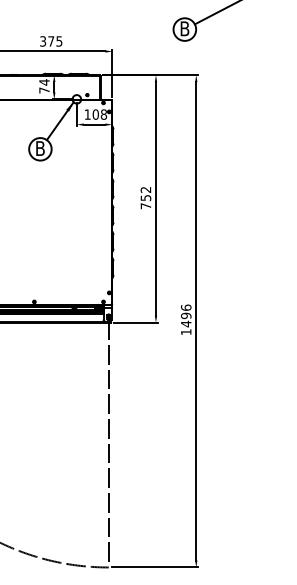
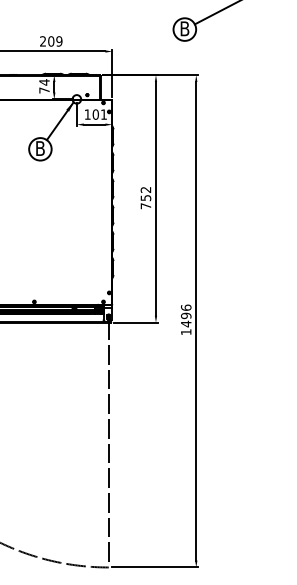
text: 375 -> 209 (51, 41)
text: 108 -> 101 (103, 114)
